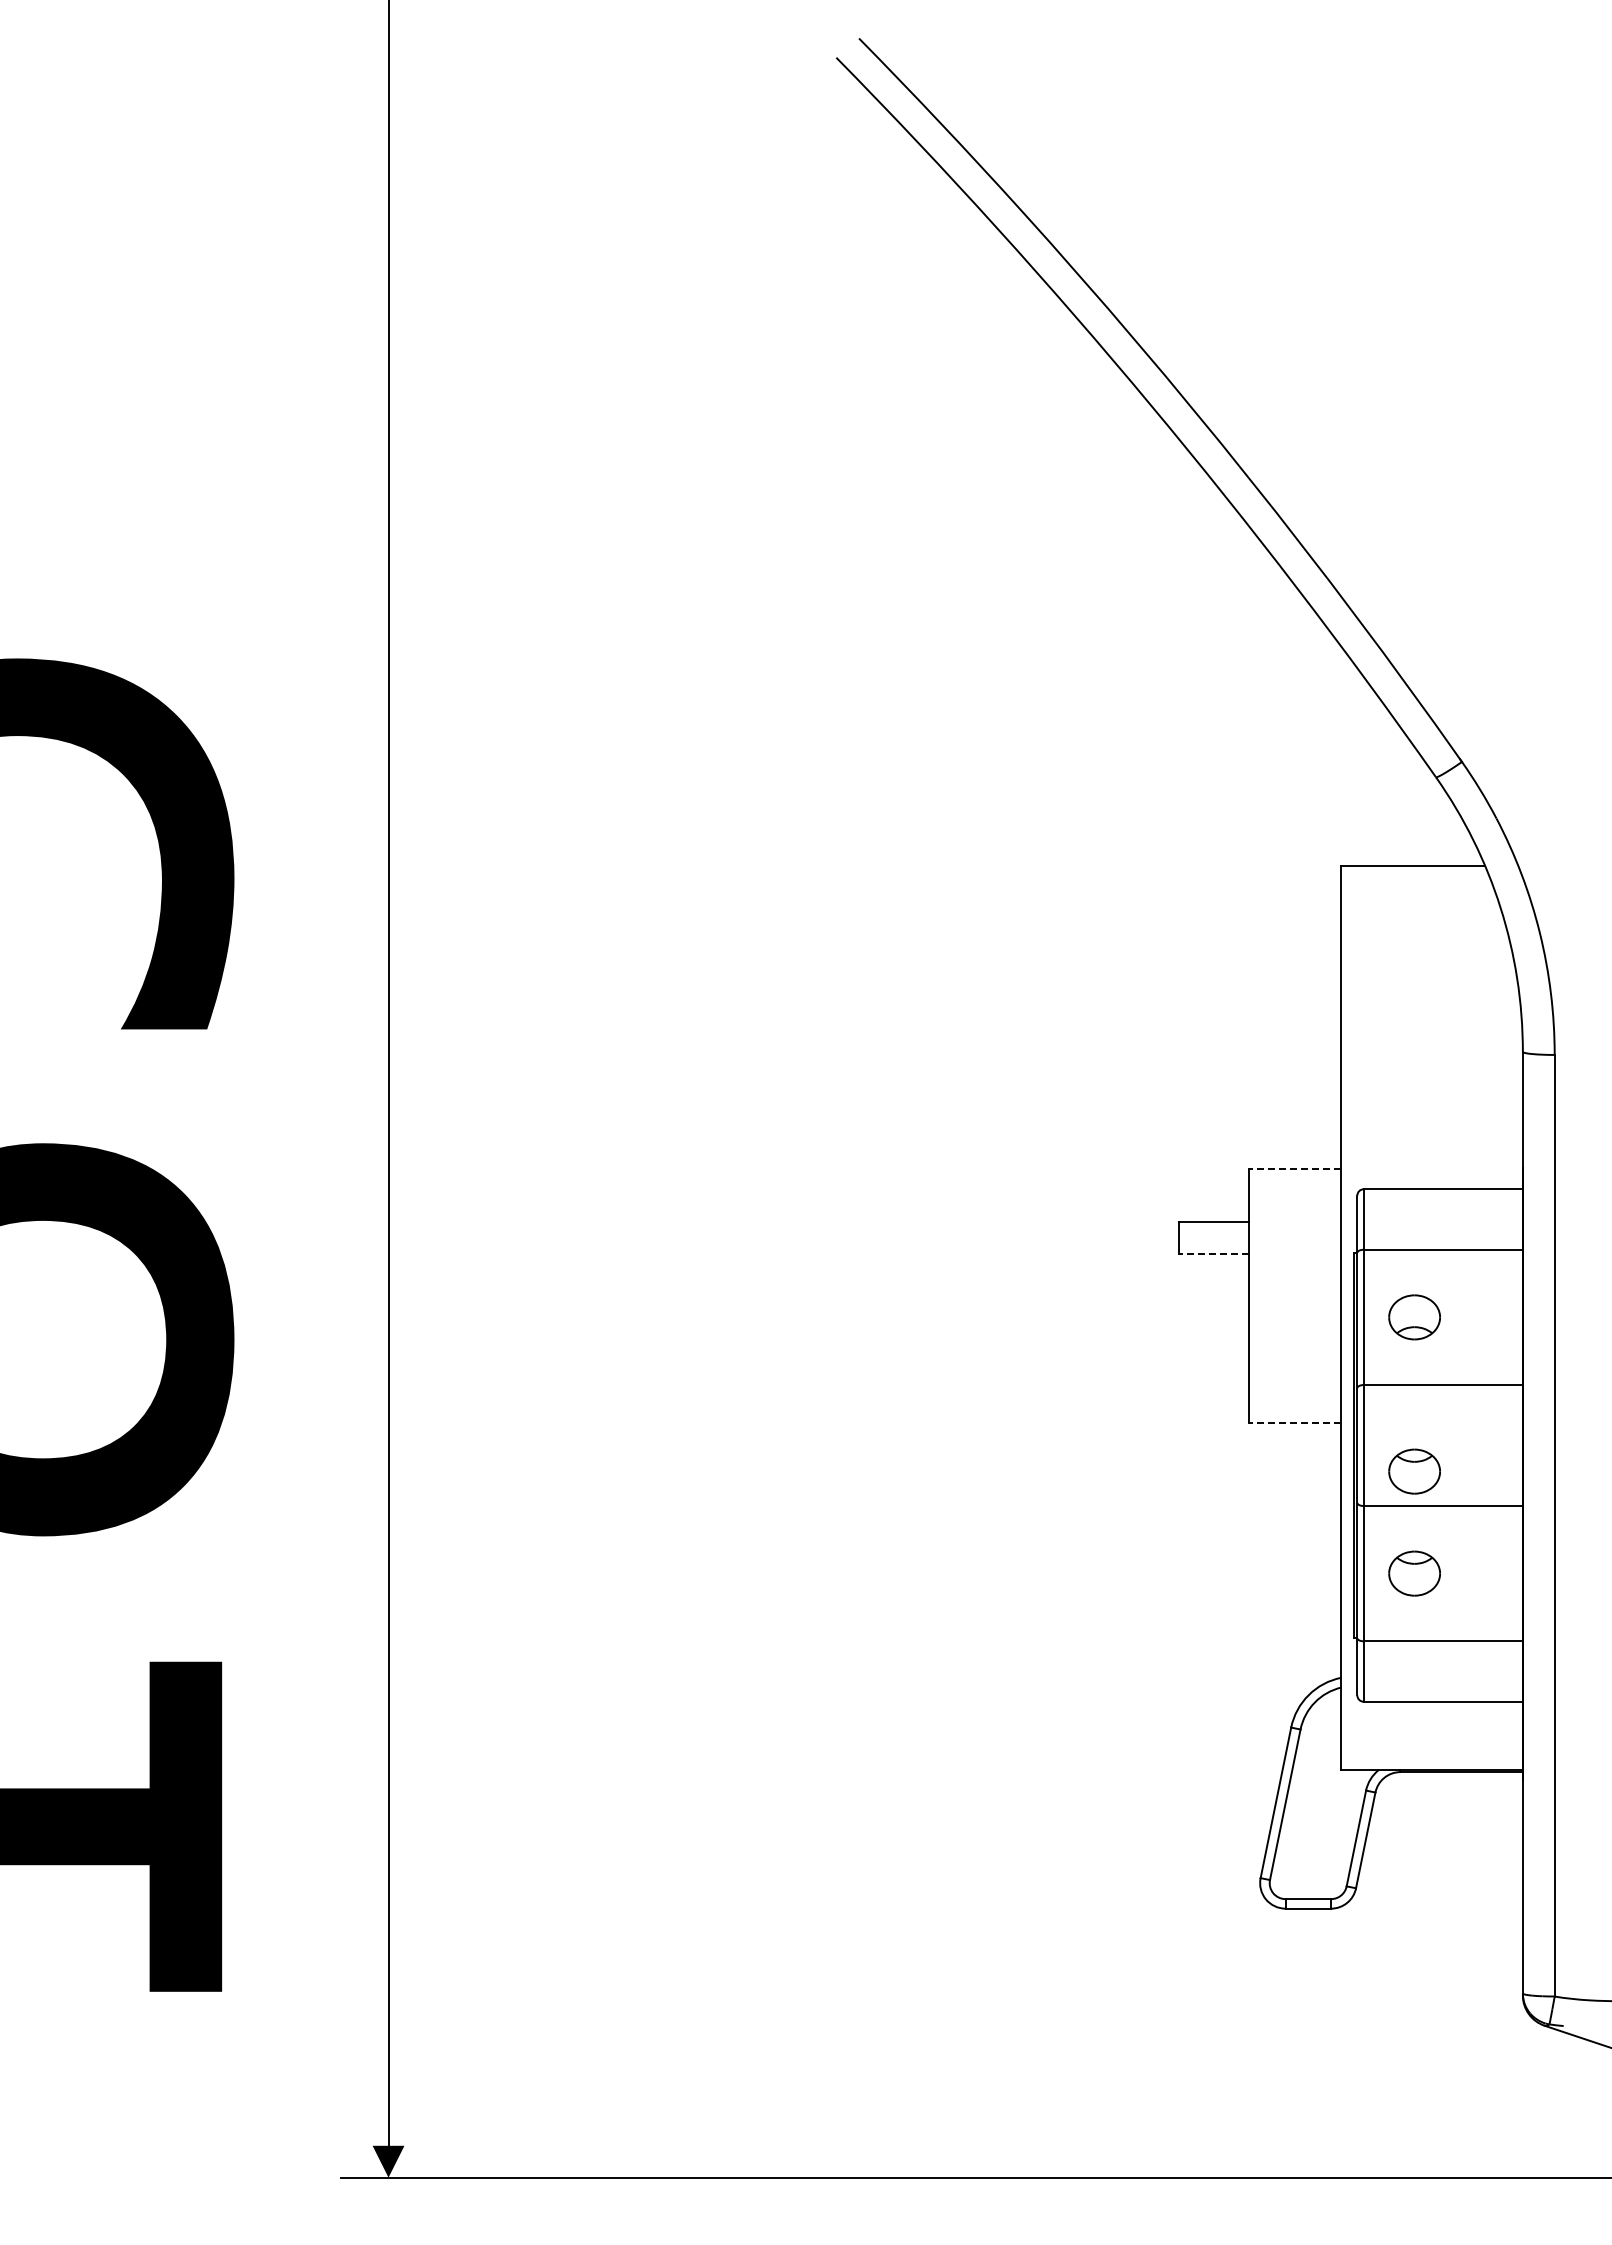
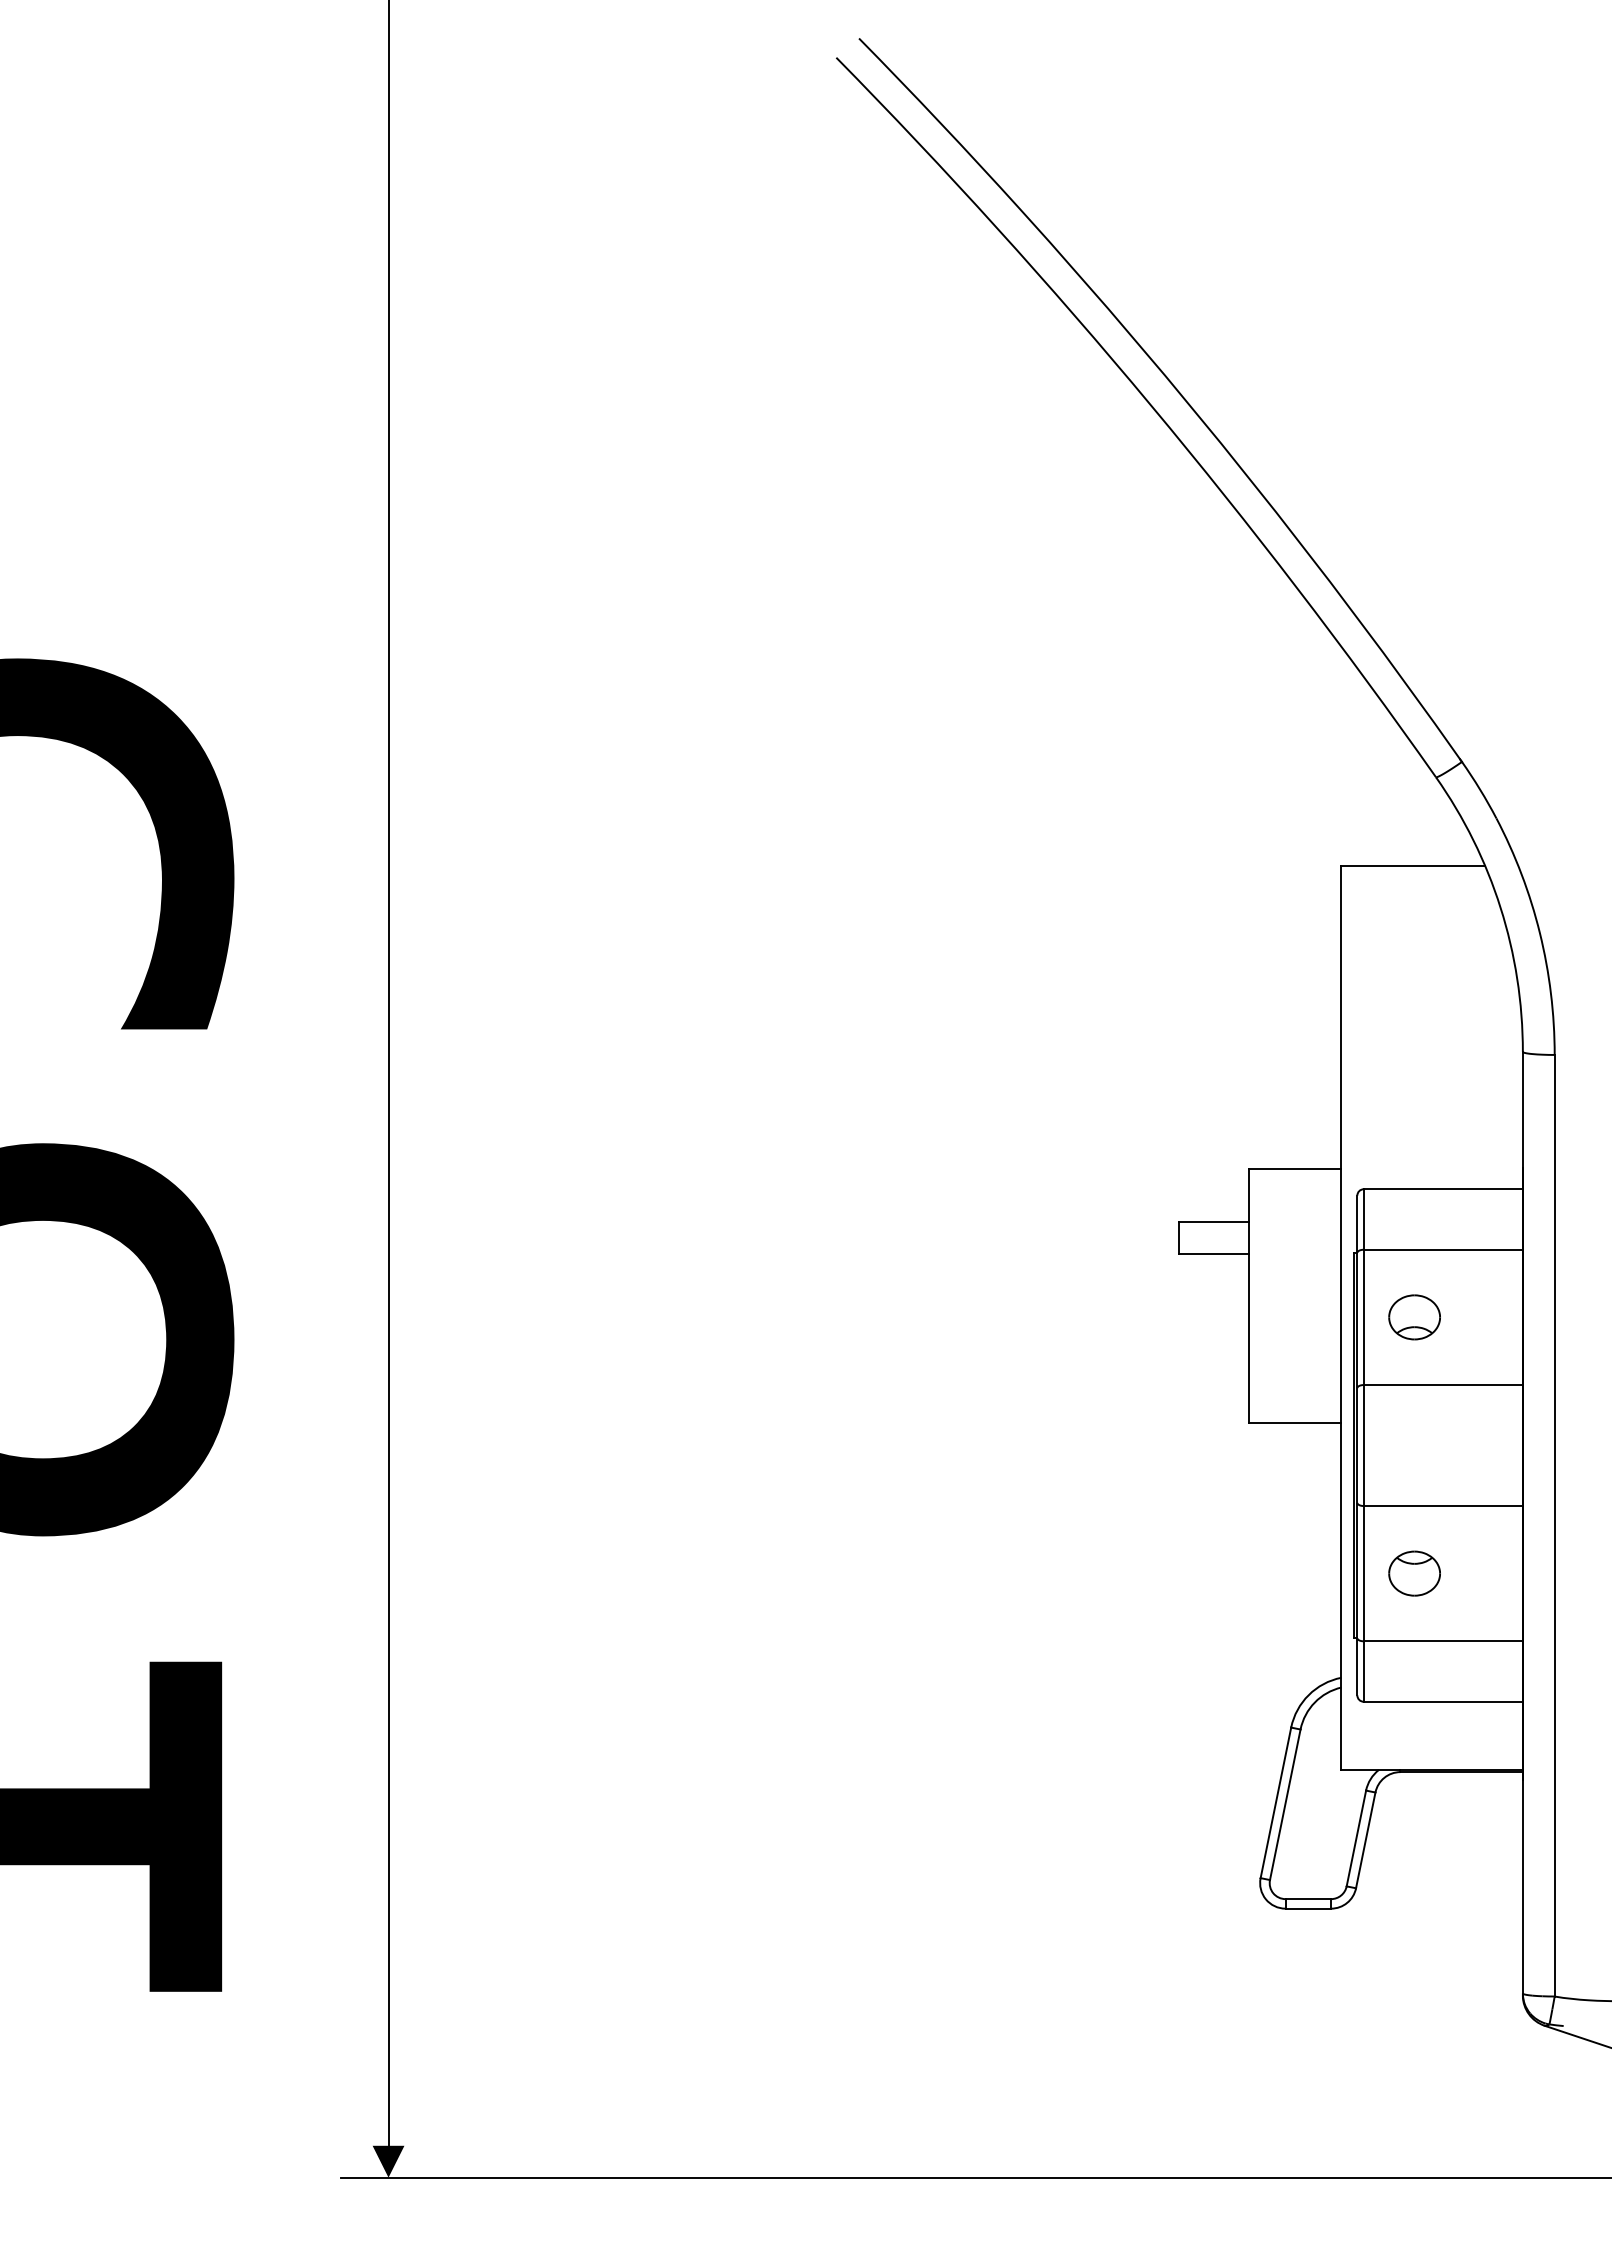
line: dashed -> solid (1294, 1168)
line: dashed -> solid (1213, 1254)
line: dashed -> solid (1294, 1423)
part: present -> none (1414, 1471)
